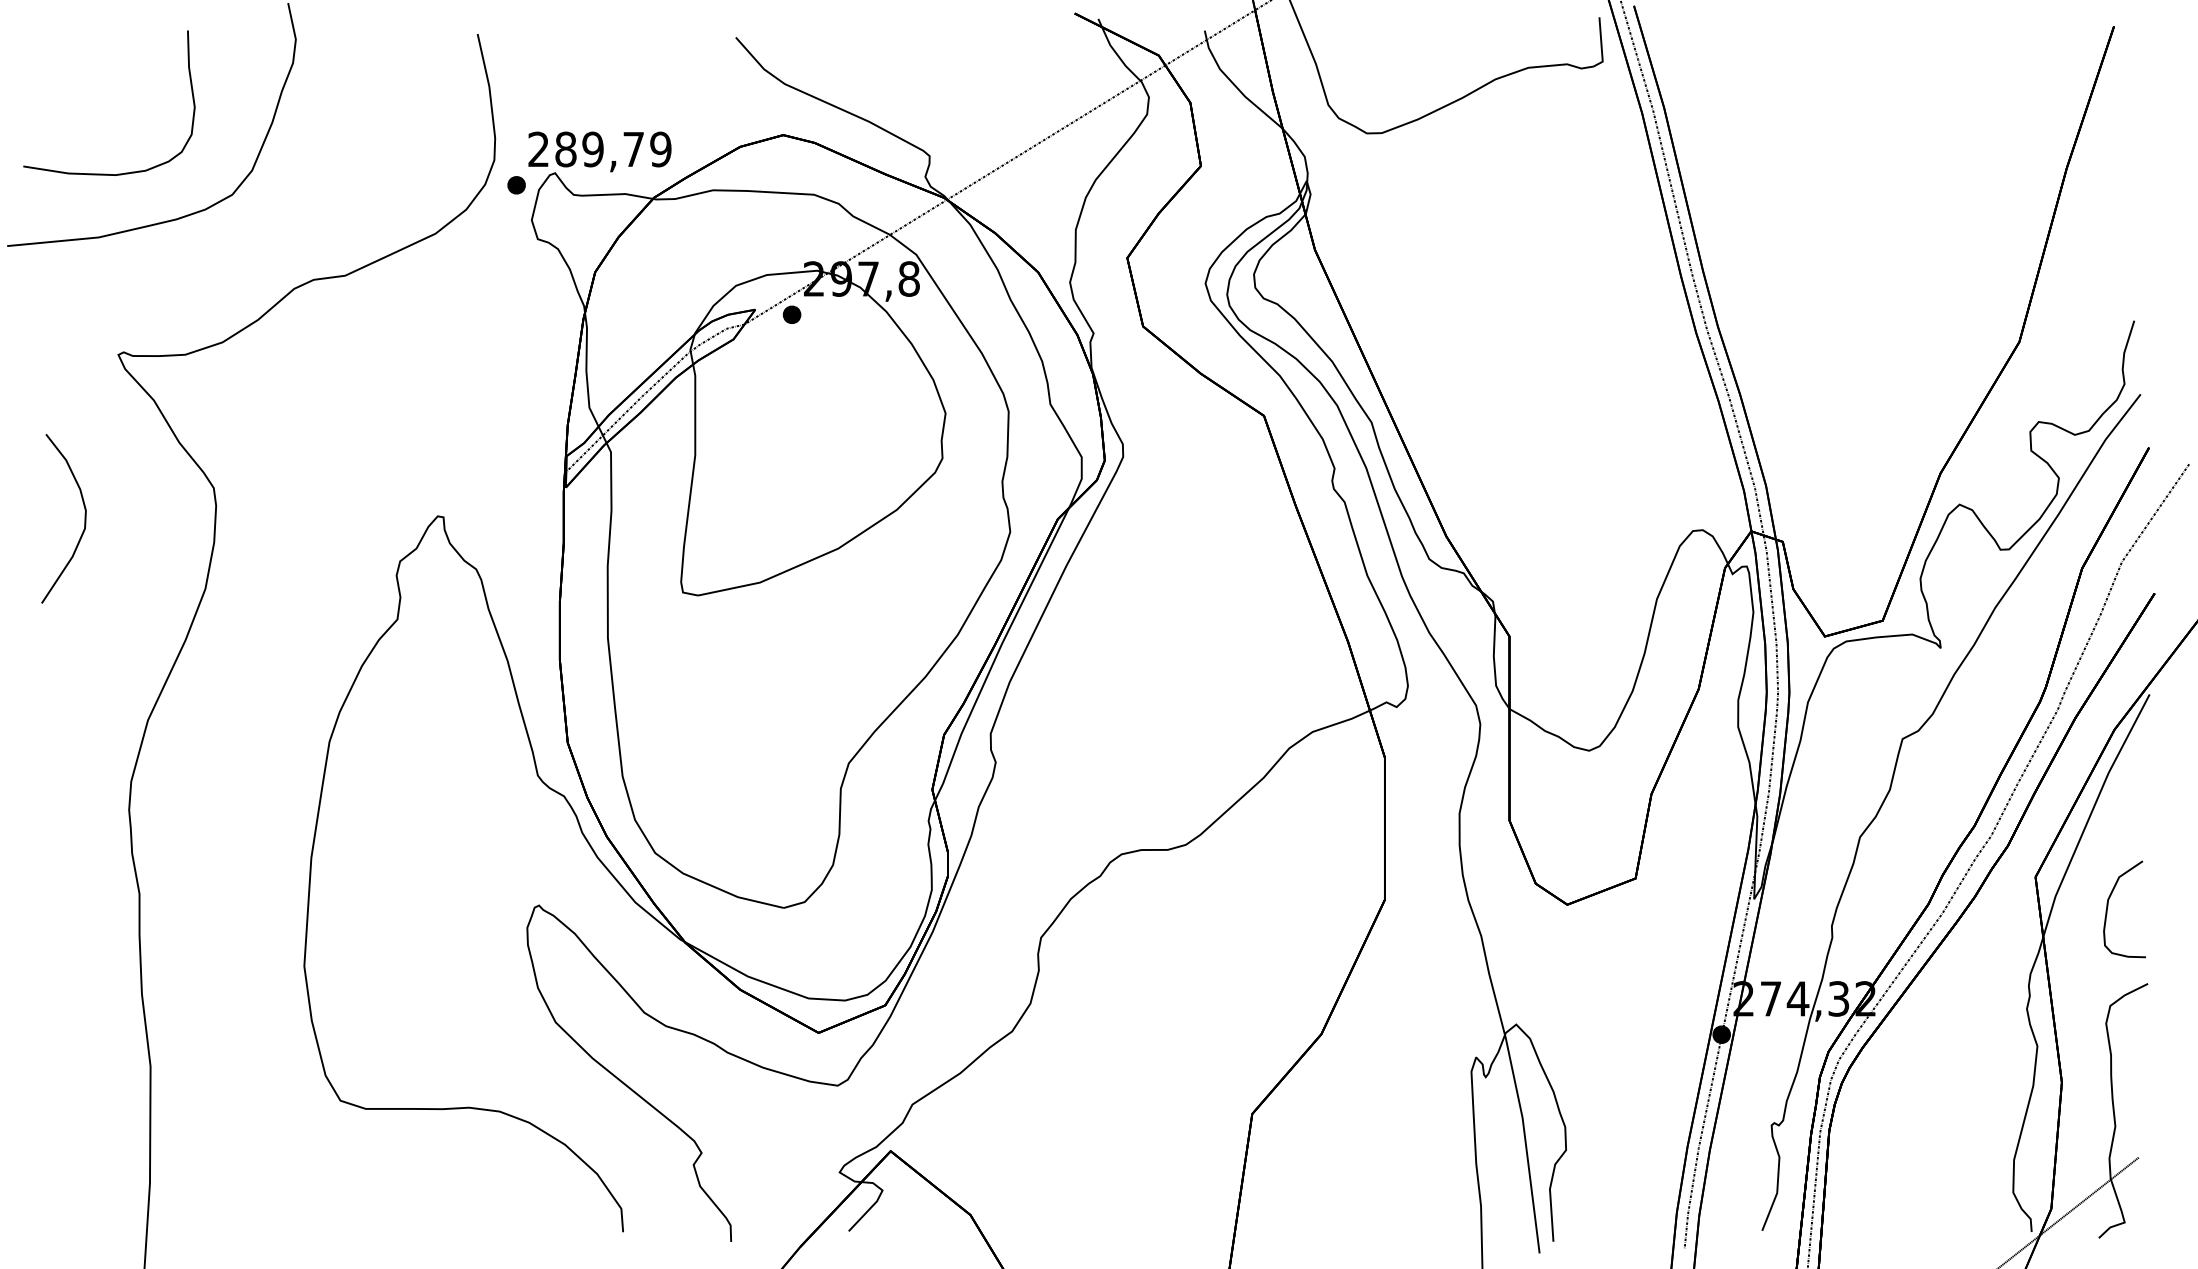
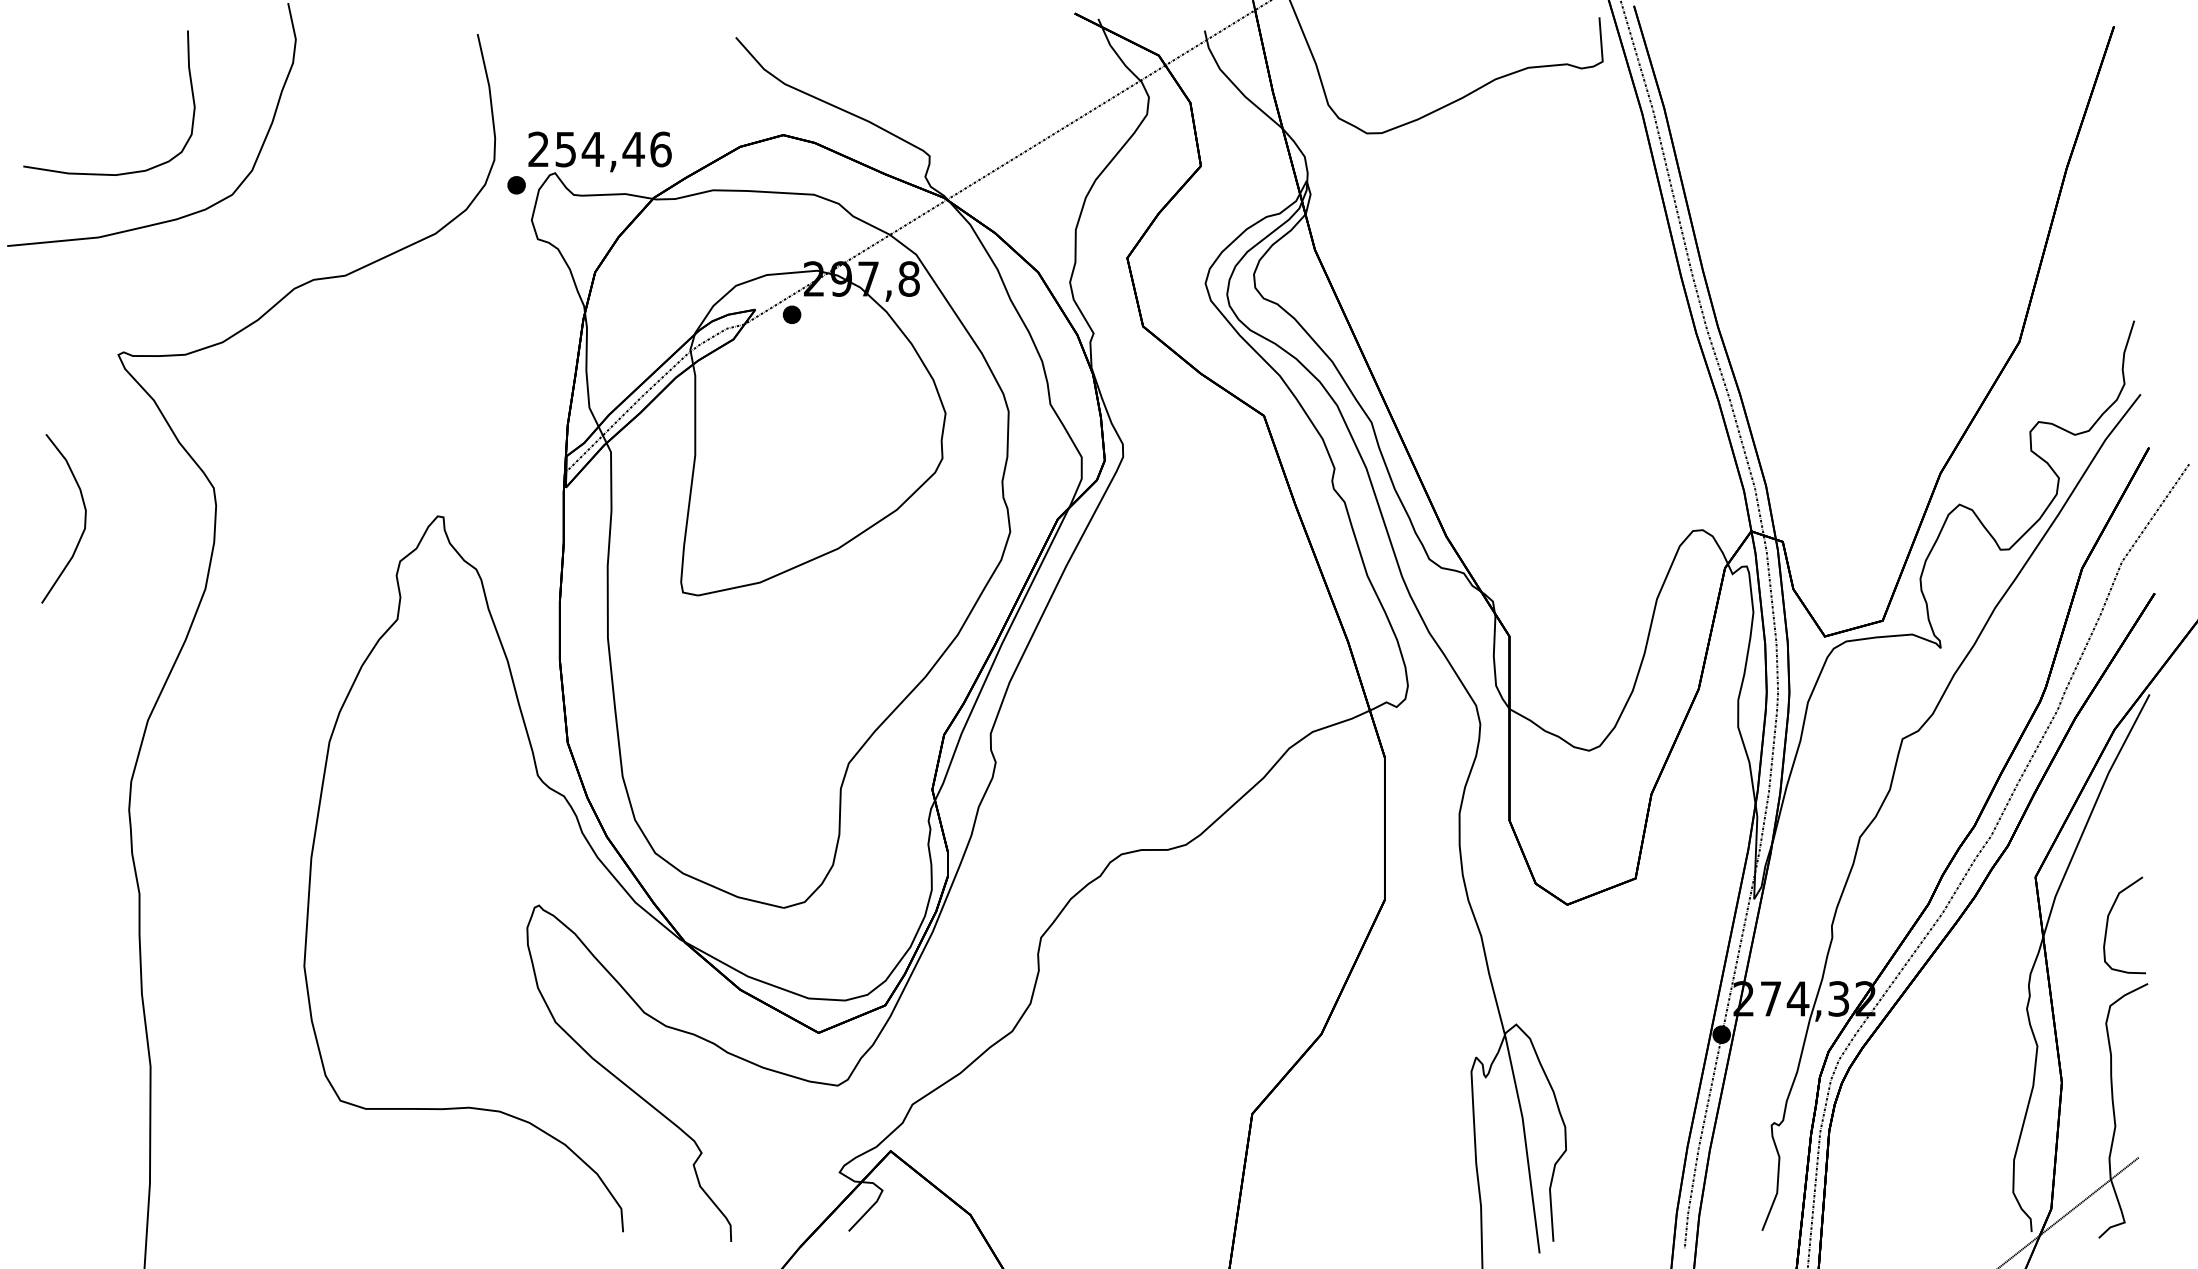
text: 289,79 -> 254,46 (613, 149)
curve position: (2108, 907) -> (2108, 923) (2108, 923)
